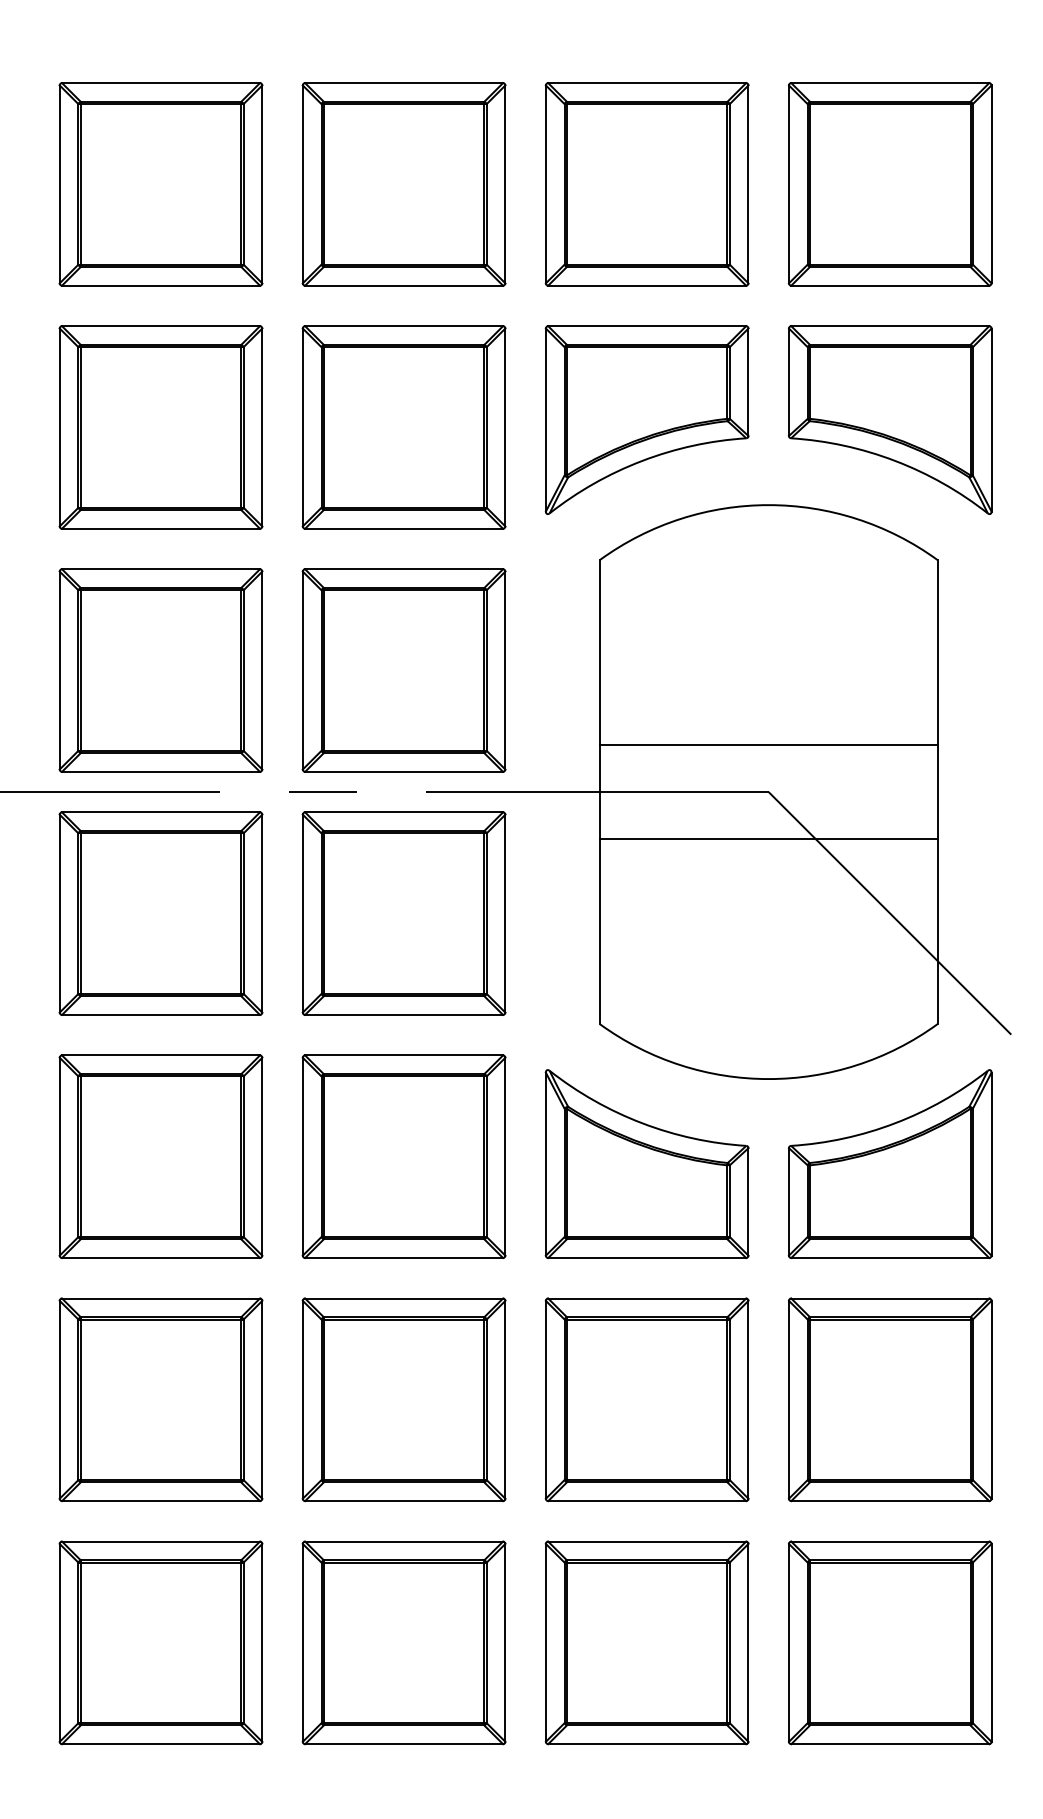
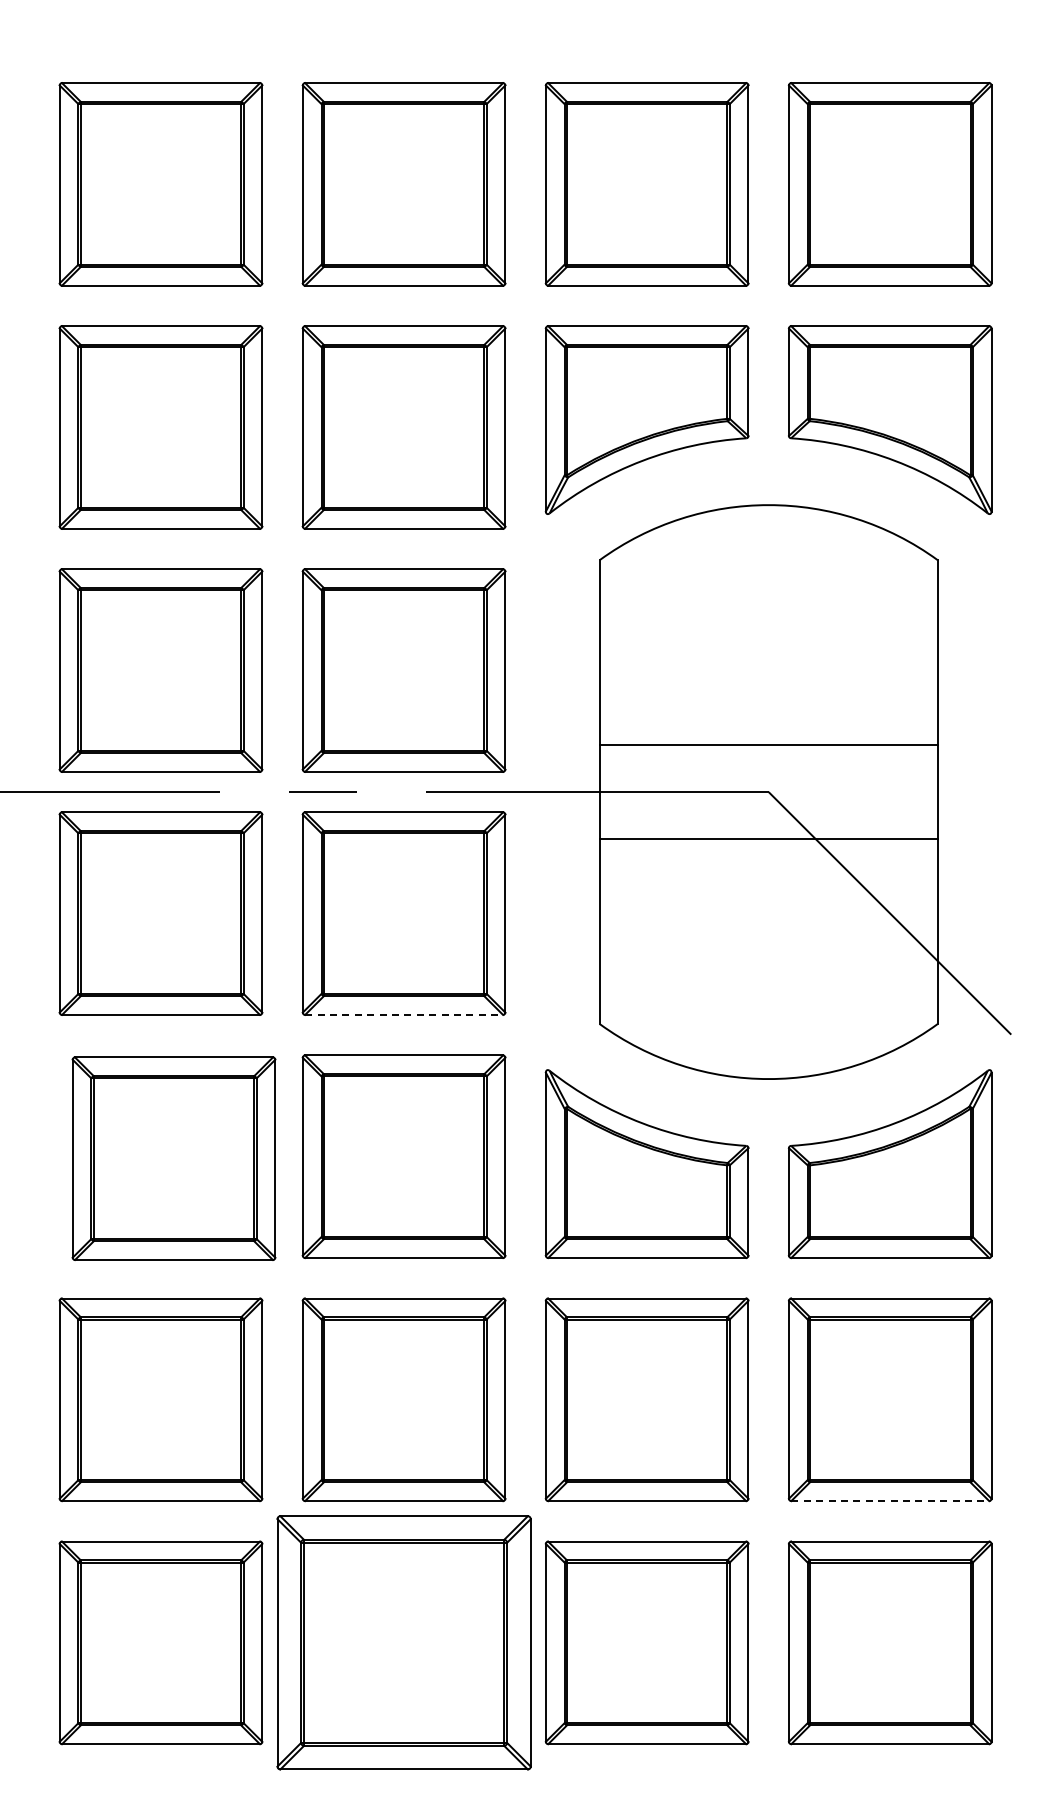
line: solid -> dashed (404, 1014)
part position: (160, 1156) -> (173, 1158) (173, 1158)
line: solid -> dashed (890, 1501)
part size: 206x206 px -> 256x256 px (403, 1642)
